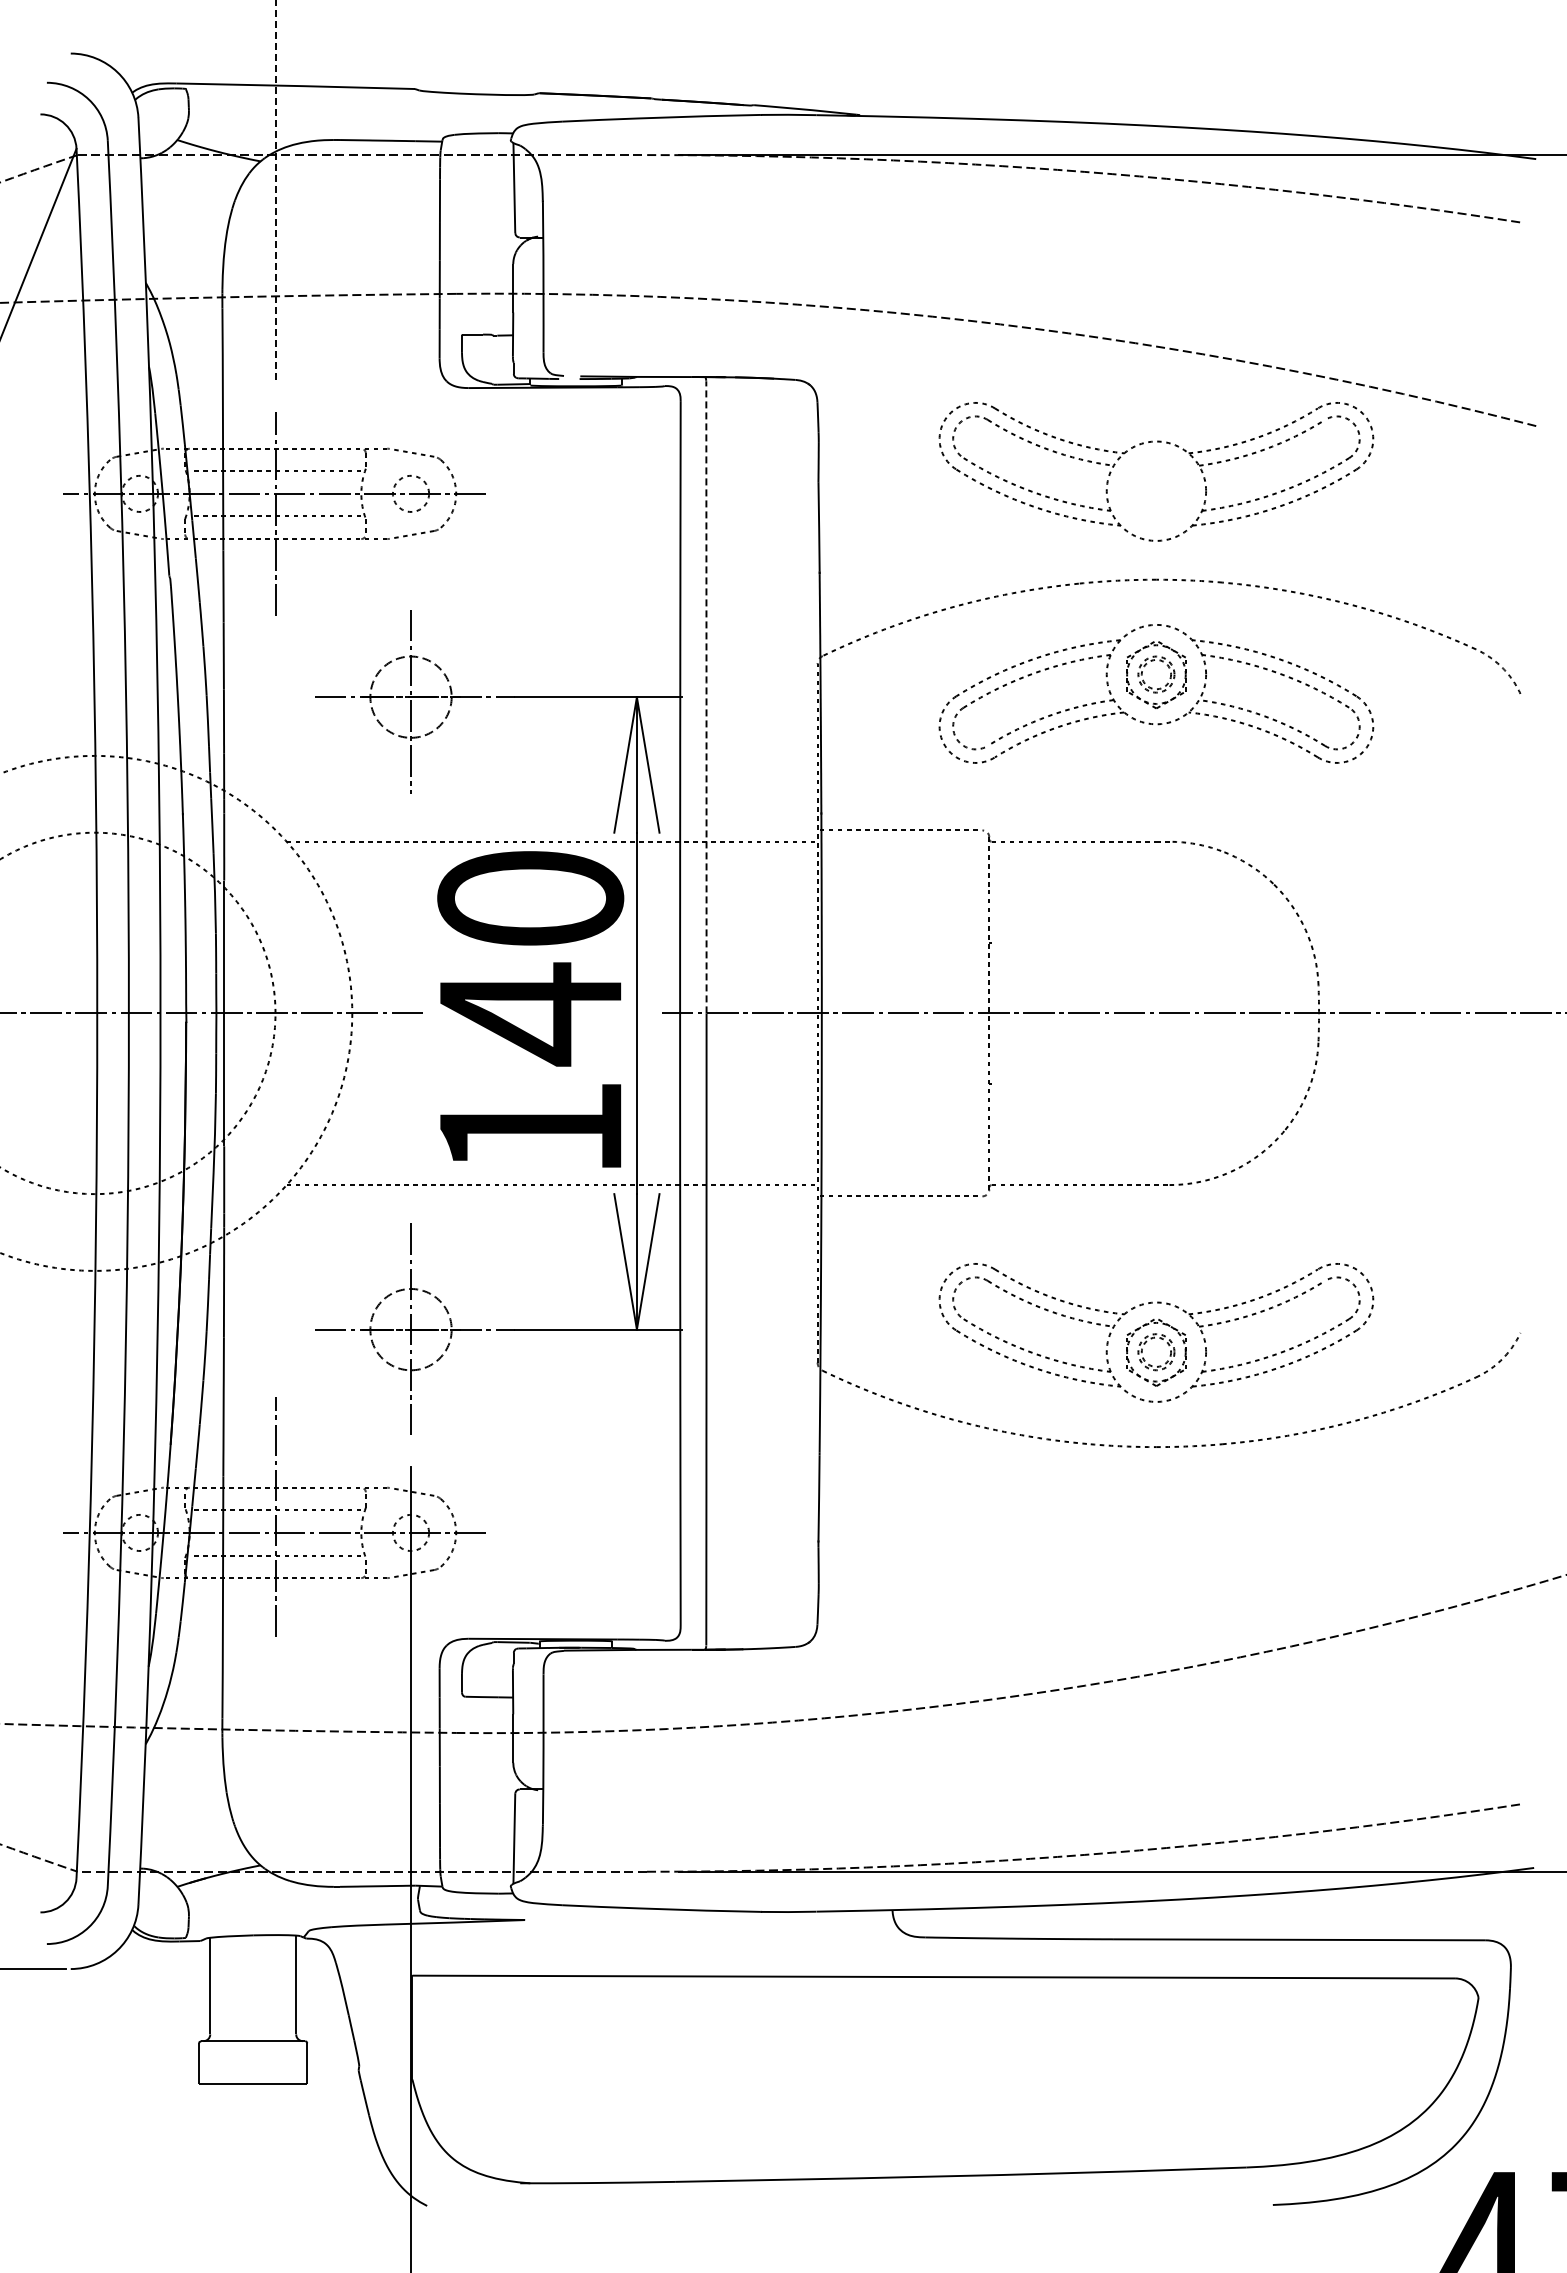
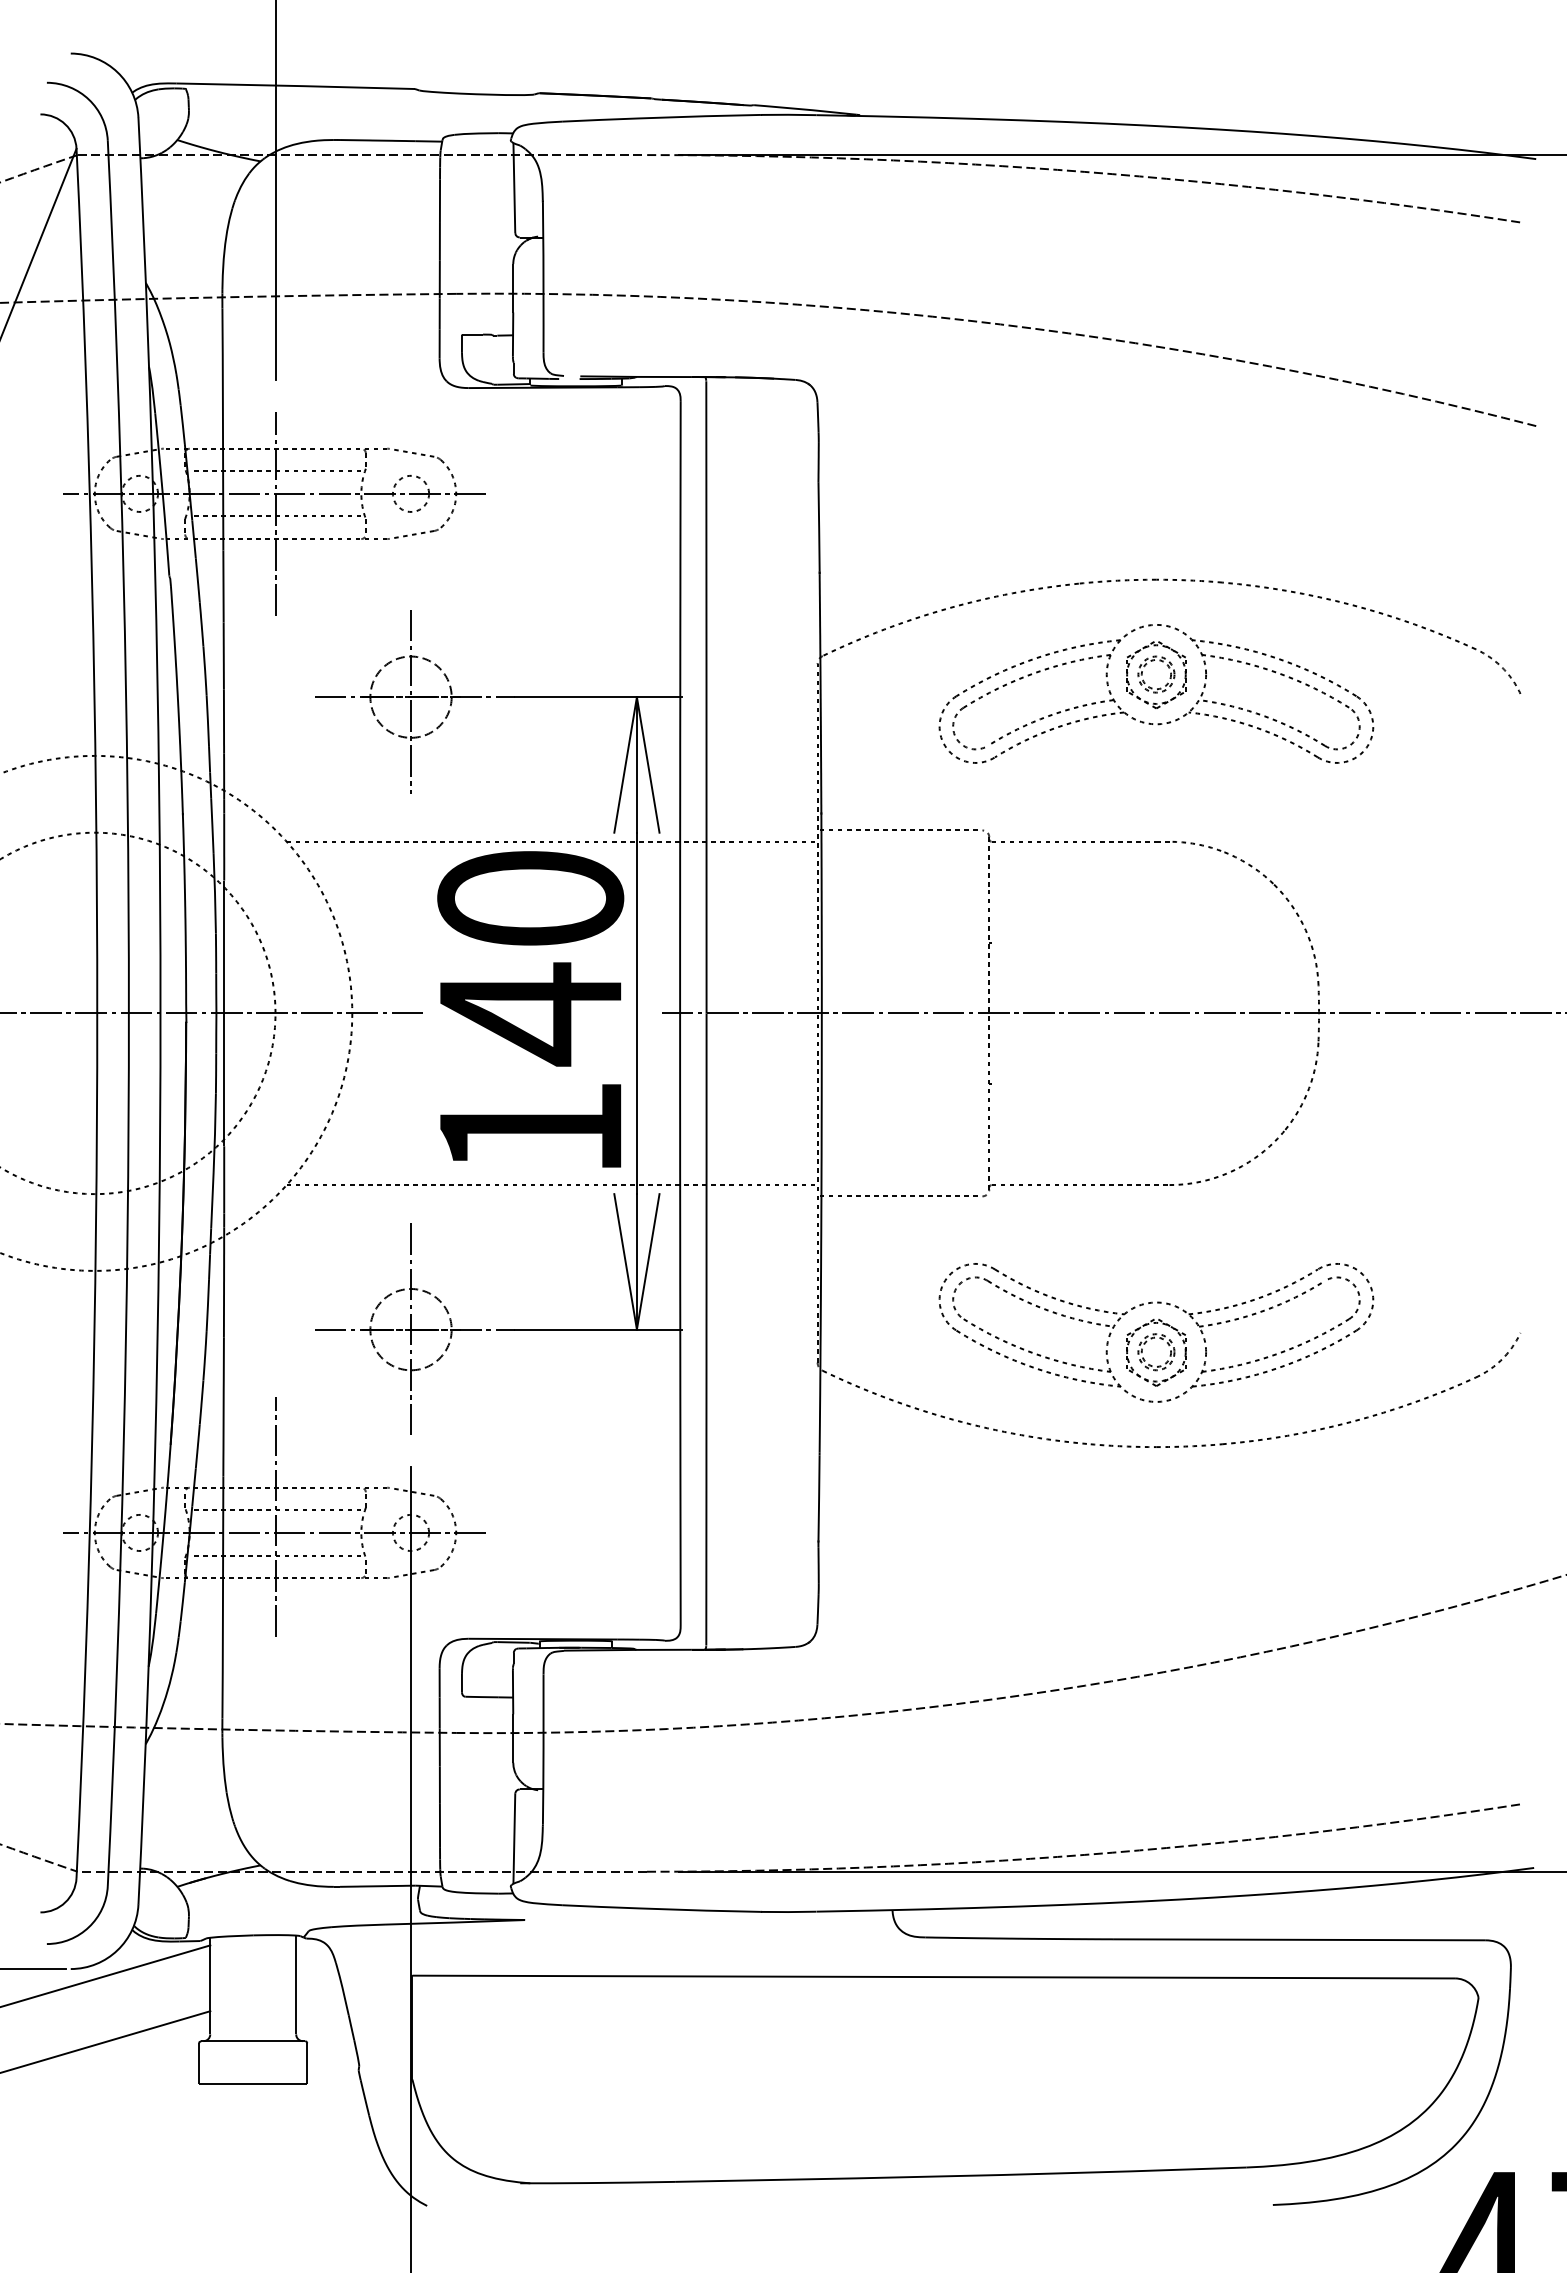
line: dashed -> solid (275, 190)
part: present -> none (1157, 442)
line: dashed -> solid (706, 696)
line: none -> present (106, 1975)
line: none -> present (106, 2041)
